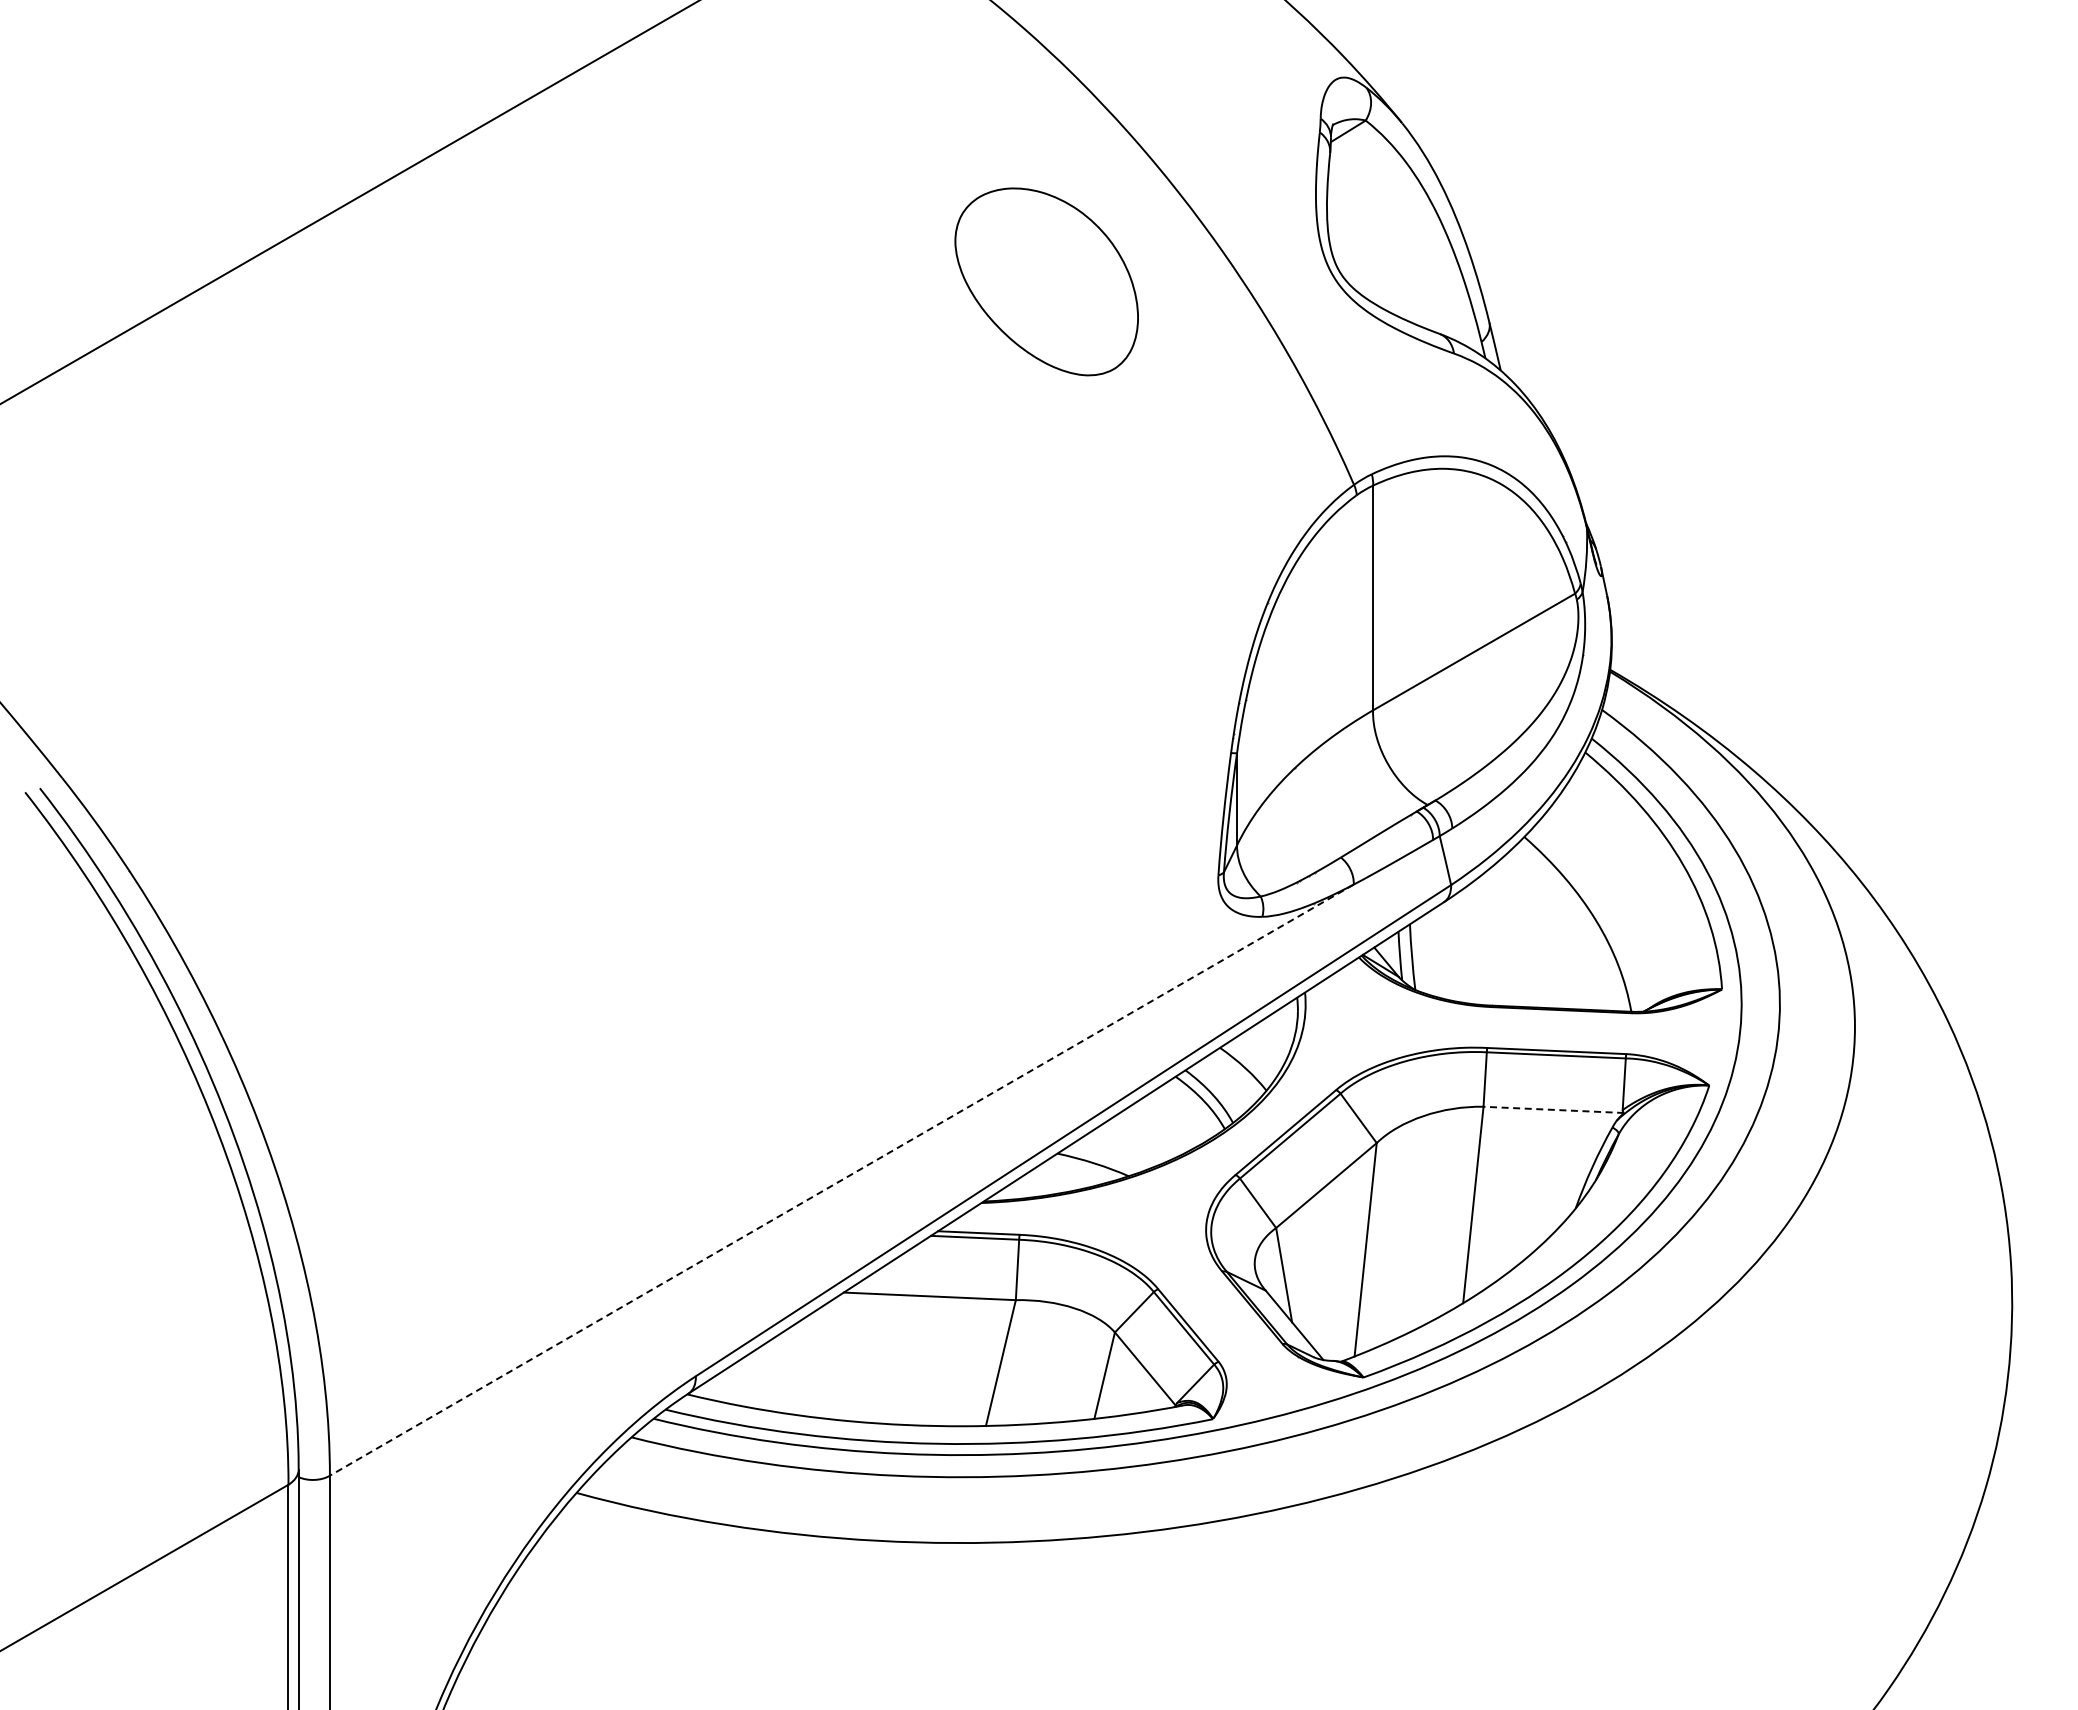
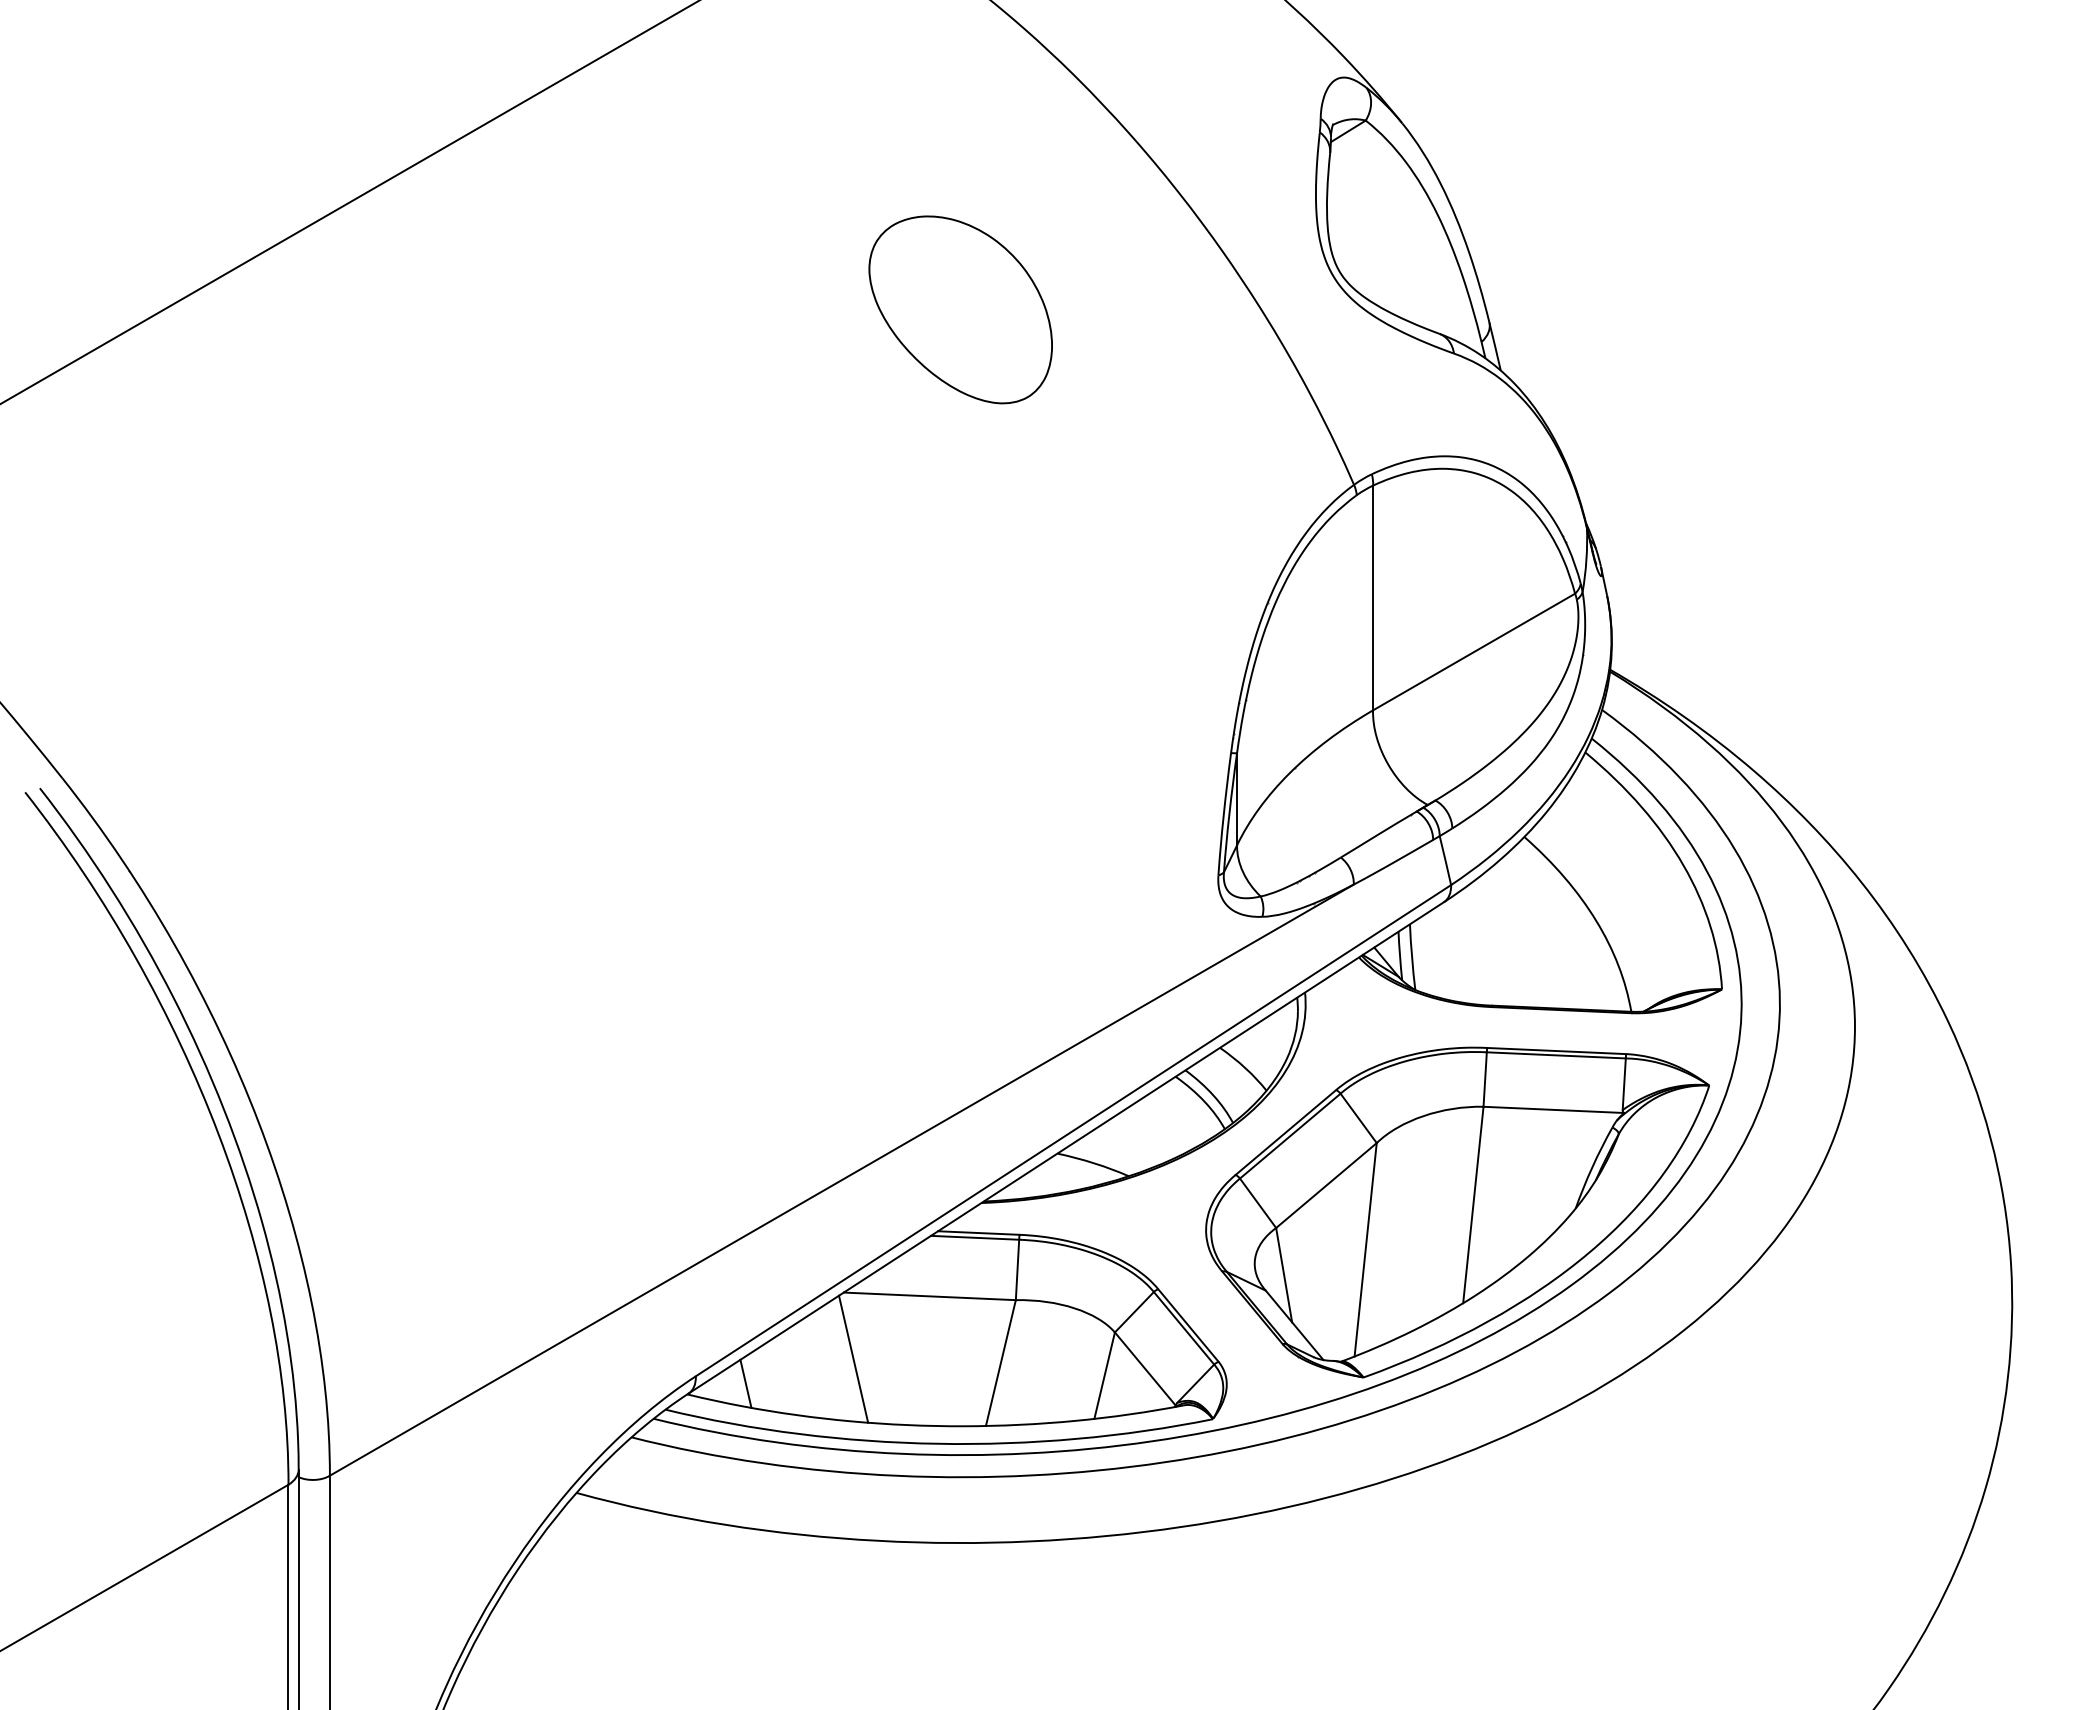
part position: (1046, 281) -> (960, 309) (960, 309)
line: dashed -> solid (1553, 1109)
line: dashed -> solid (841, 1180)
line: none -> present (853, 1358)
line: none -> present (745, 1383)
